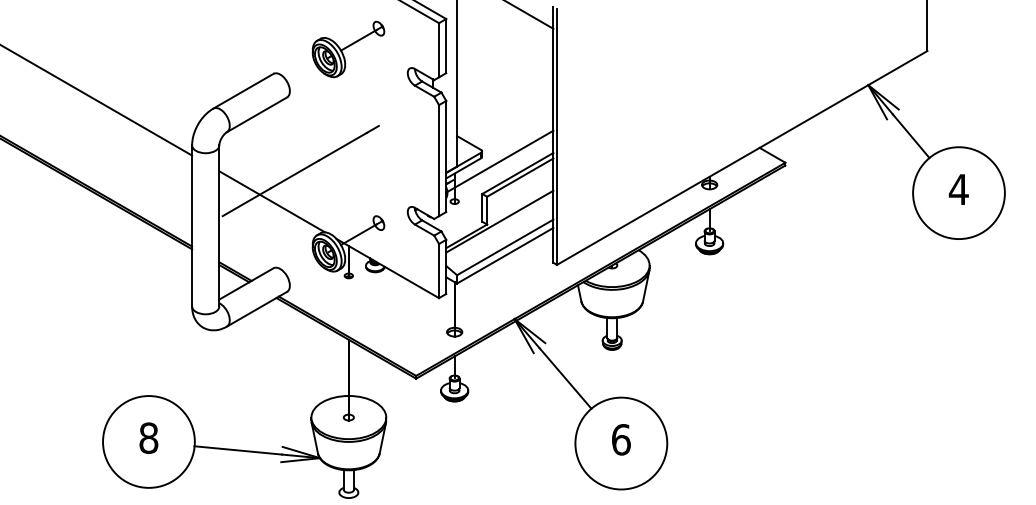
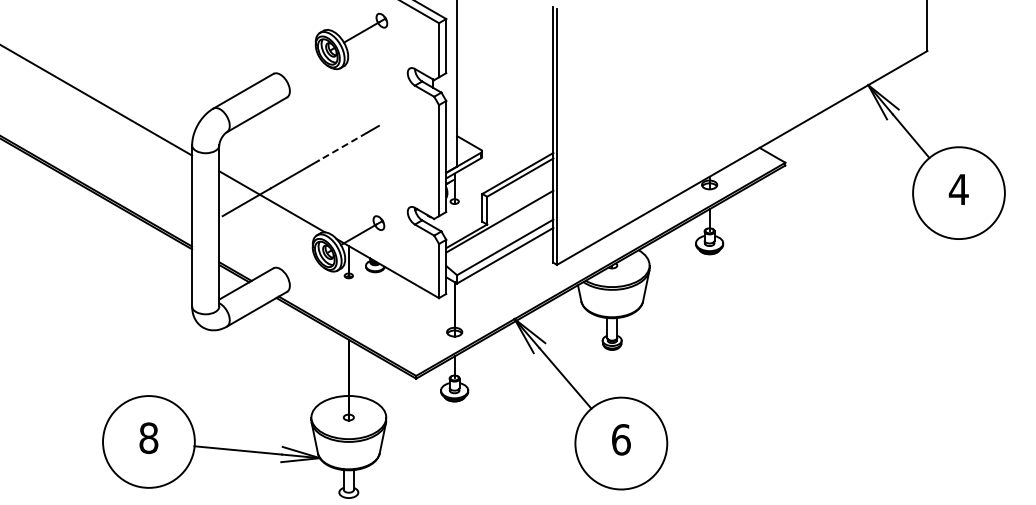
line: present -> none (530, 15)
part position: (348, 49) -> (351, 41) (351, 41)
line: solid -> dashed (342, 146)
line: present -> none (500, 160)
